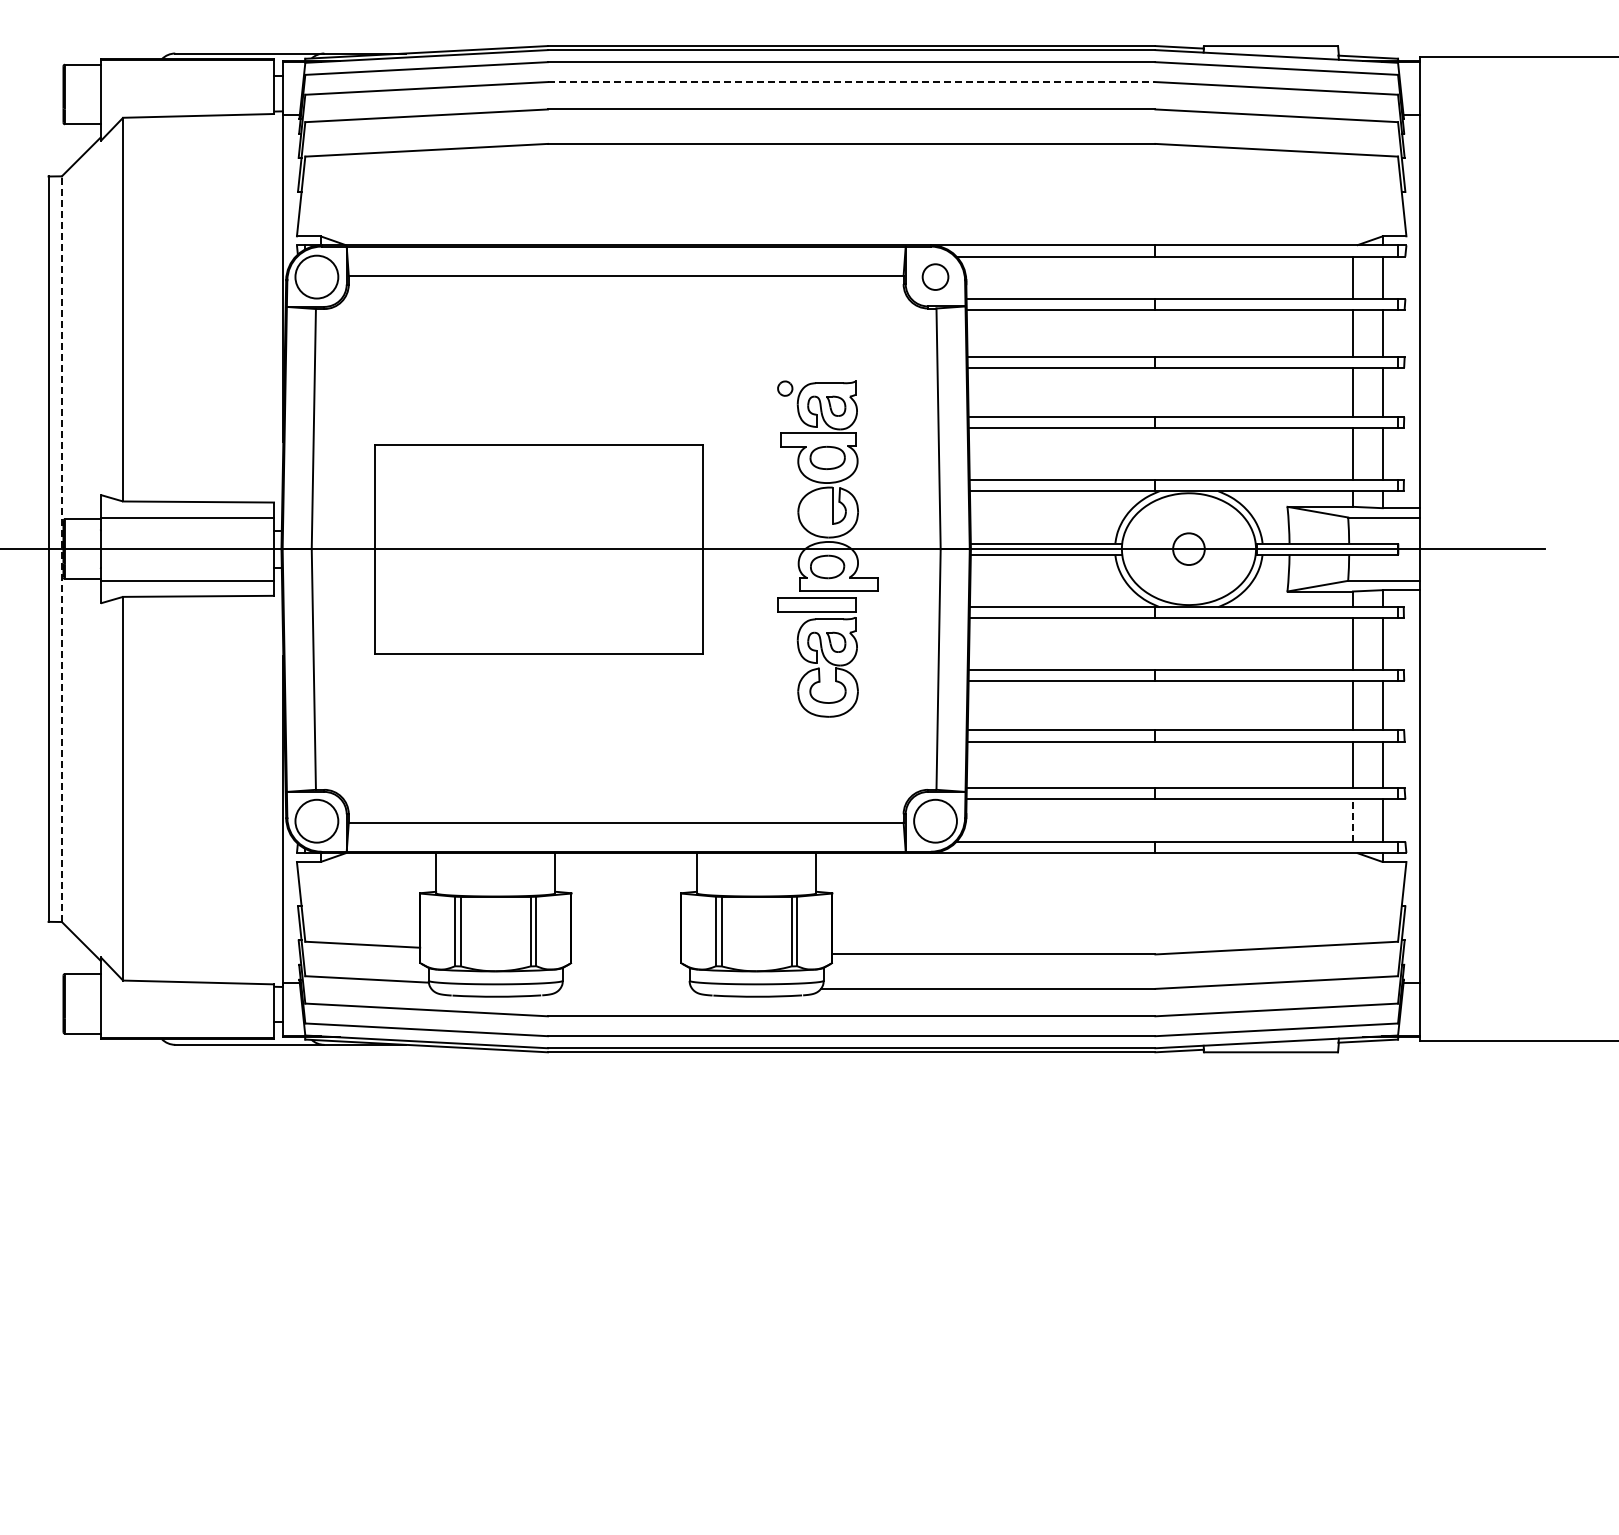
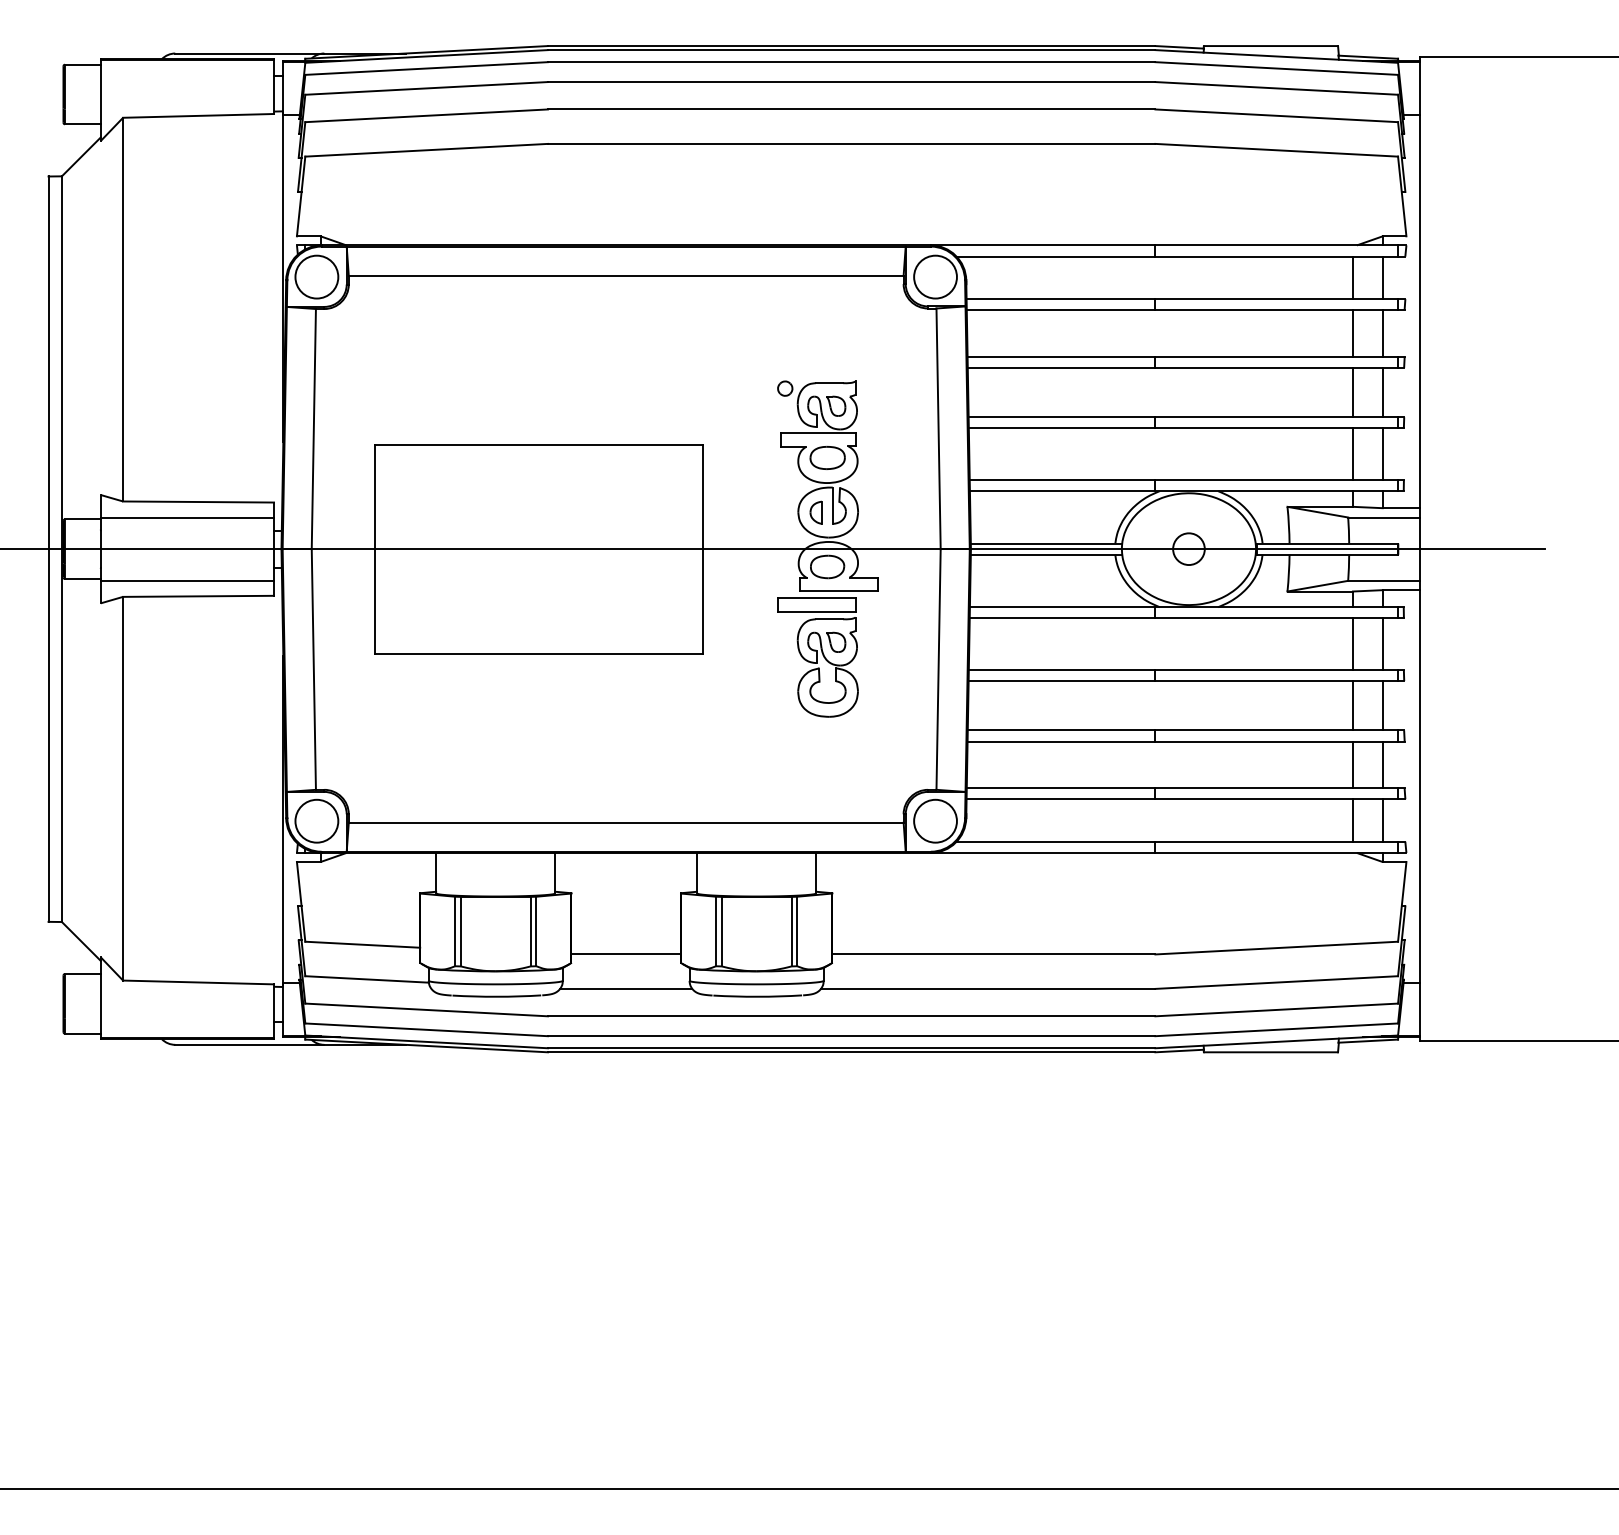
line: dashed -> solid (851, 82)
circle diameter: 26 px -> 43 px (935, 276)
part: none -> present (815, 512)
line: dashed -> solid (61, 549)
line: dashed -> solid (1352, 820)
line: none -> present (626, 954)
line: none -> present (626, 988)
line: none -> present (808, 1488)
